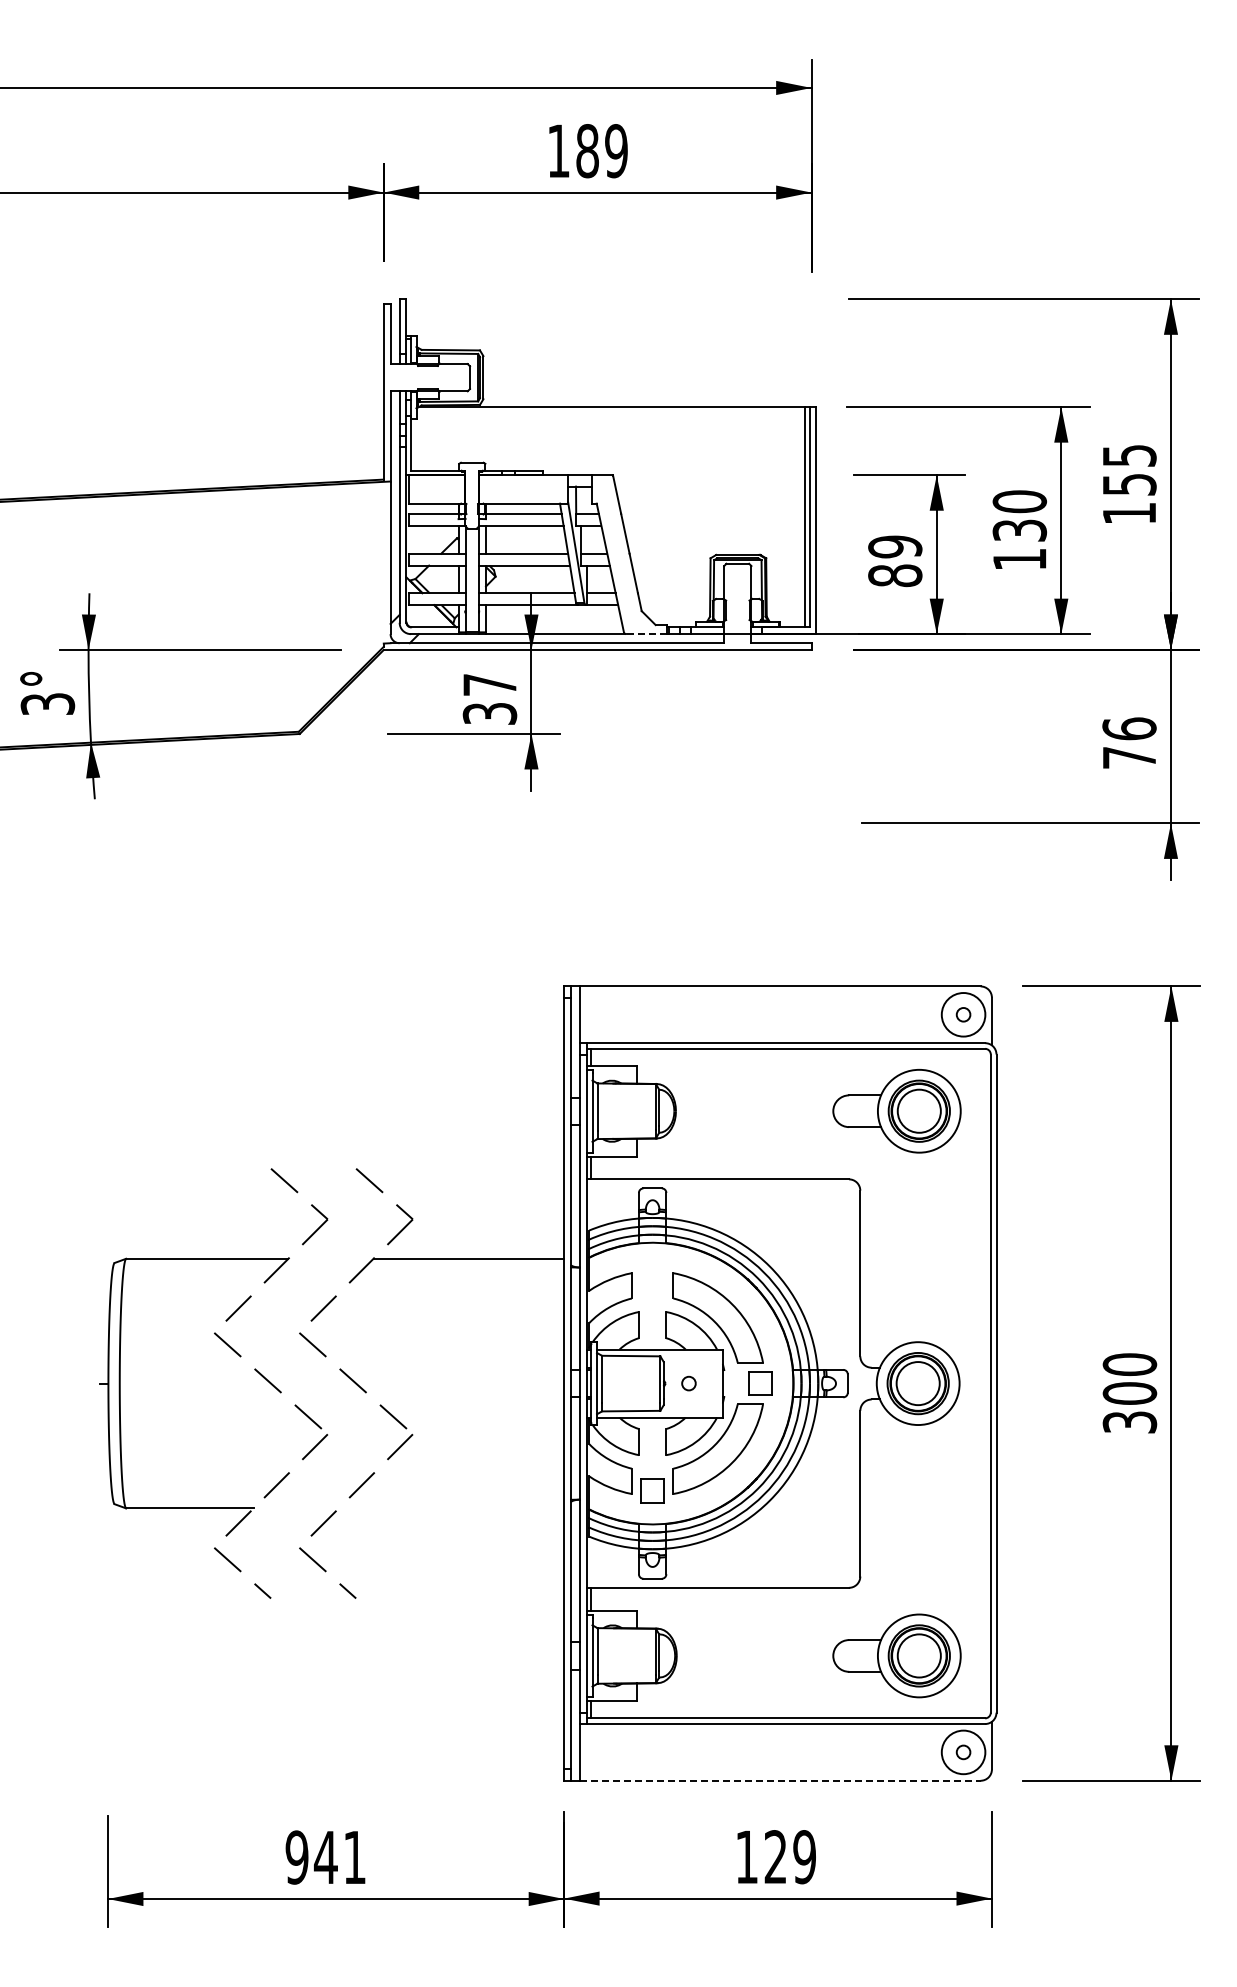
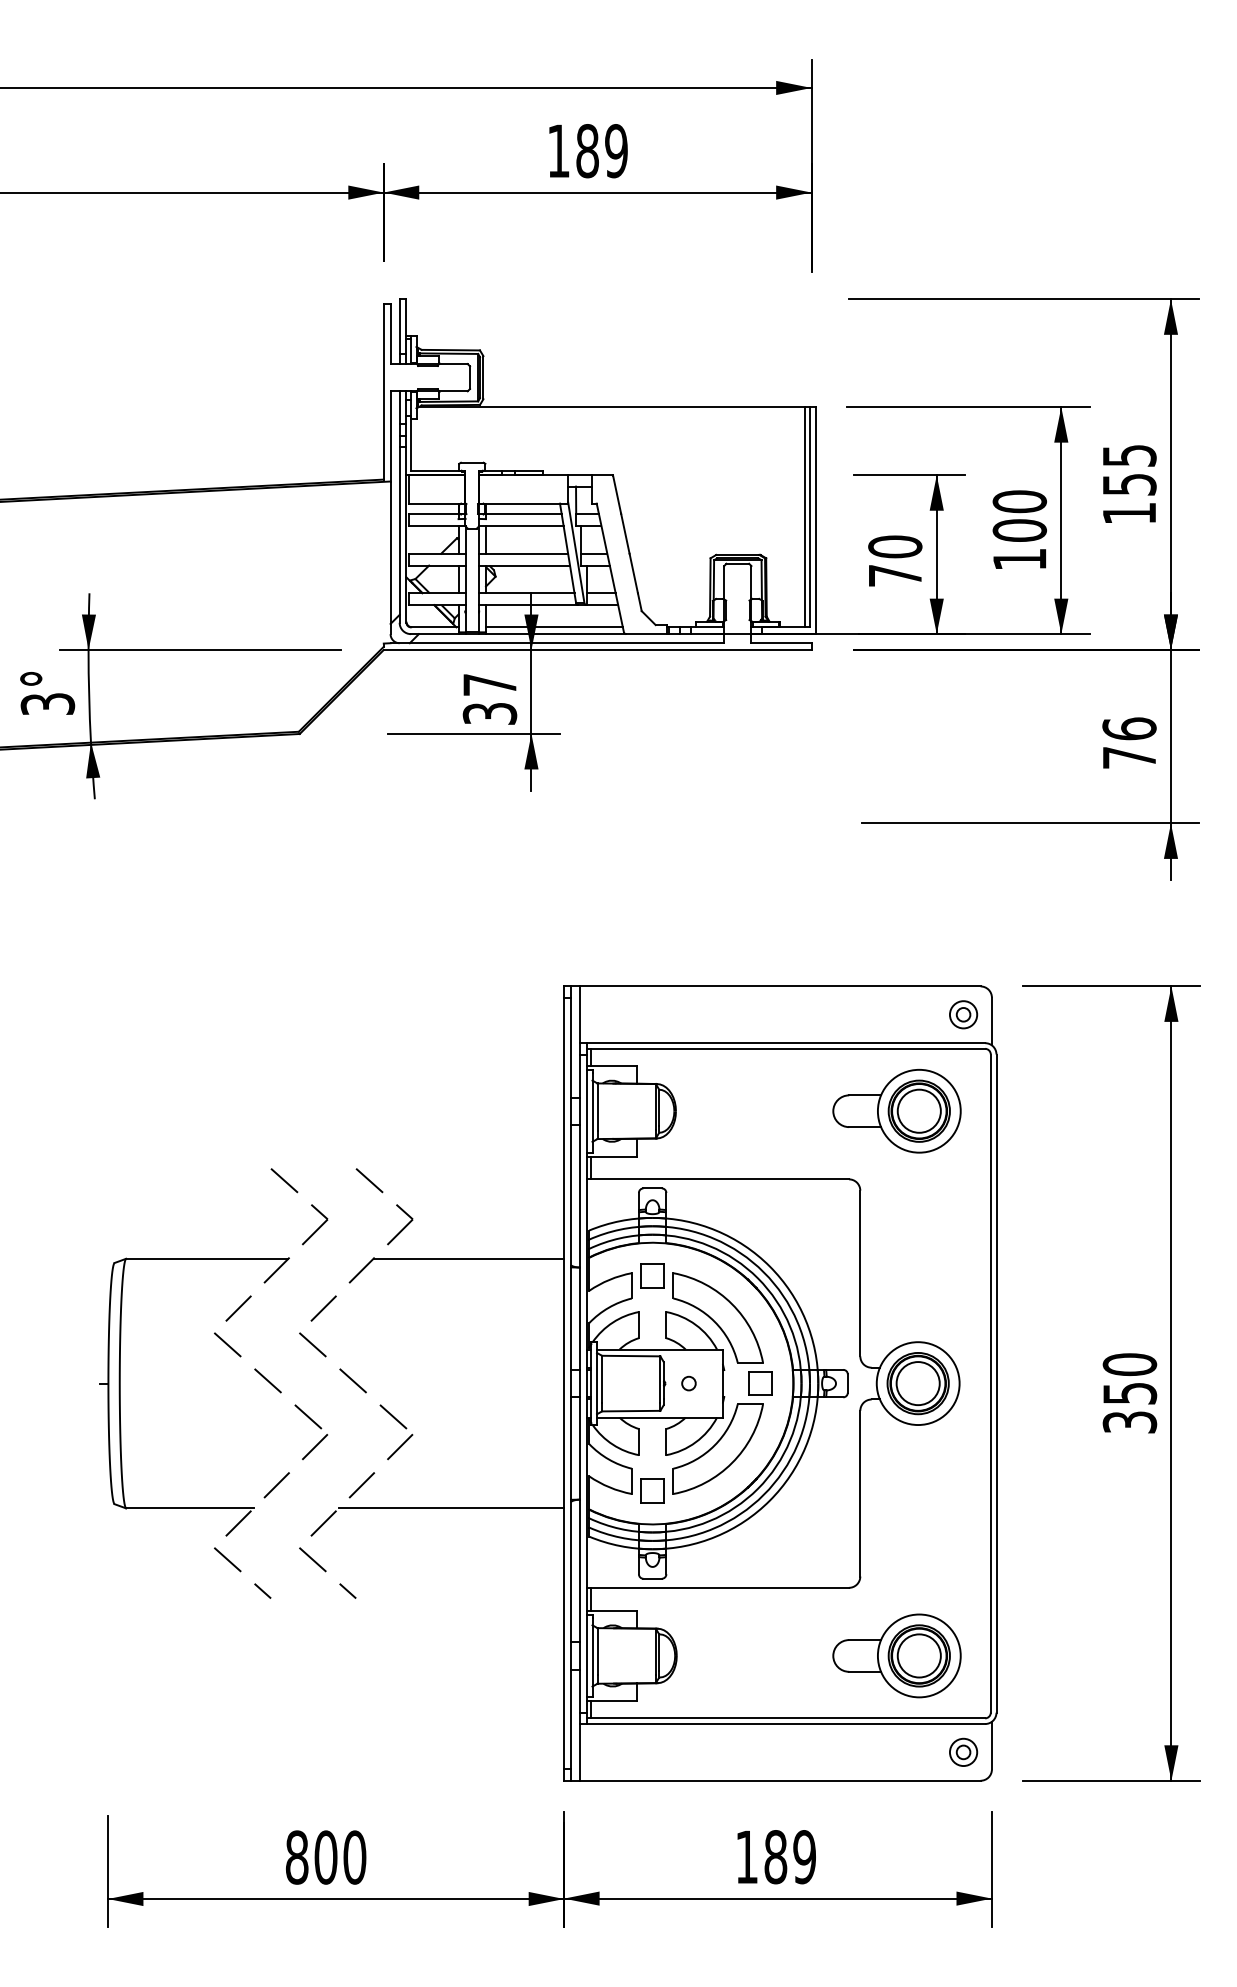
text: 130 -> 100 (1019, 530)
text: 89 -> 70 (895, 561)
line: none -> present (554, 627)
line: dashed -> solid (646, 634)
circle diameter: 44 px -> 27 px (963, 1014)
part: none -> present (652, 1275)
text: 300 -> 350 (1129, 1393)
line: none -> present (451, 1508)
circle diameter: 44 px -> 27 px (963, 1752)
line: dashed -> solid (780, 1780)
text: 941 -> 800 (325, 1857)
text: 129 -> 189 (775, 1857)
